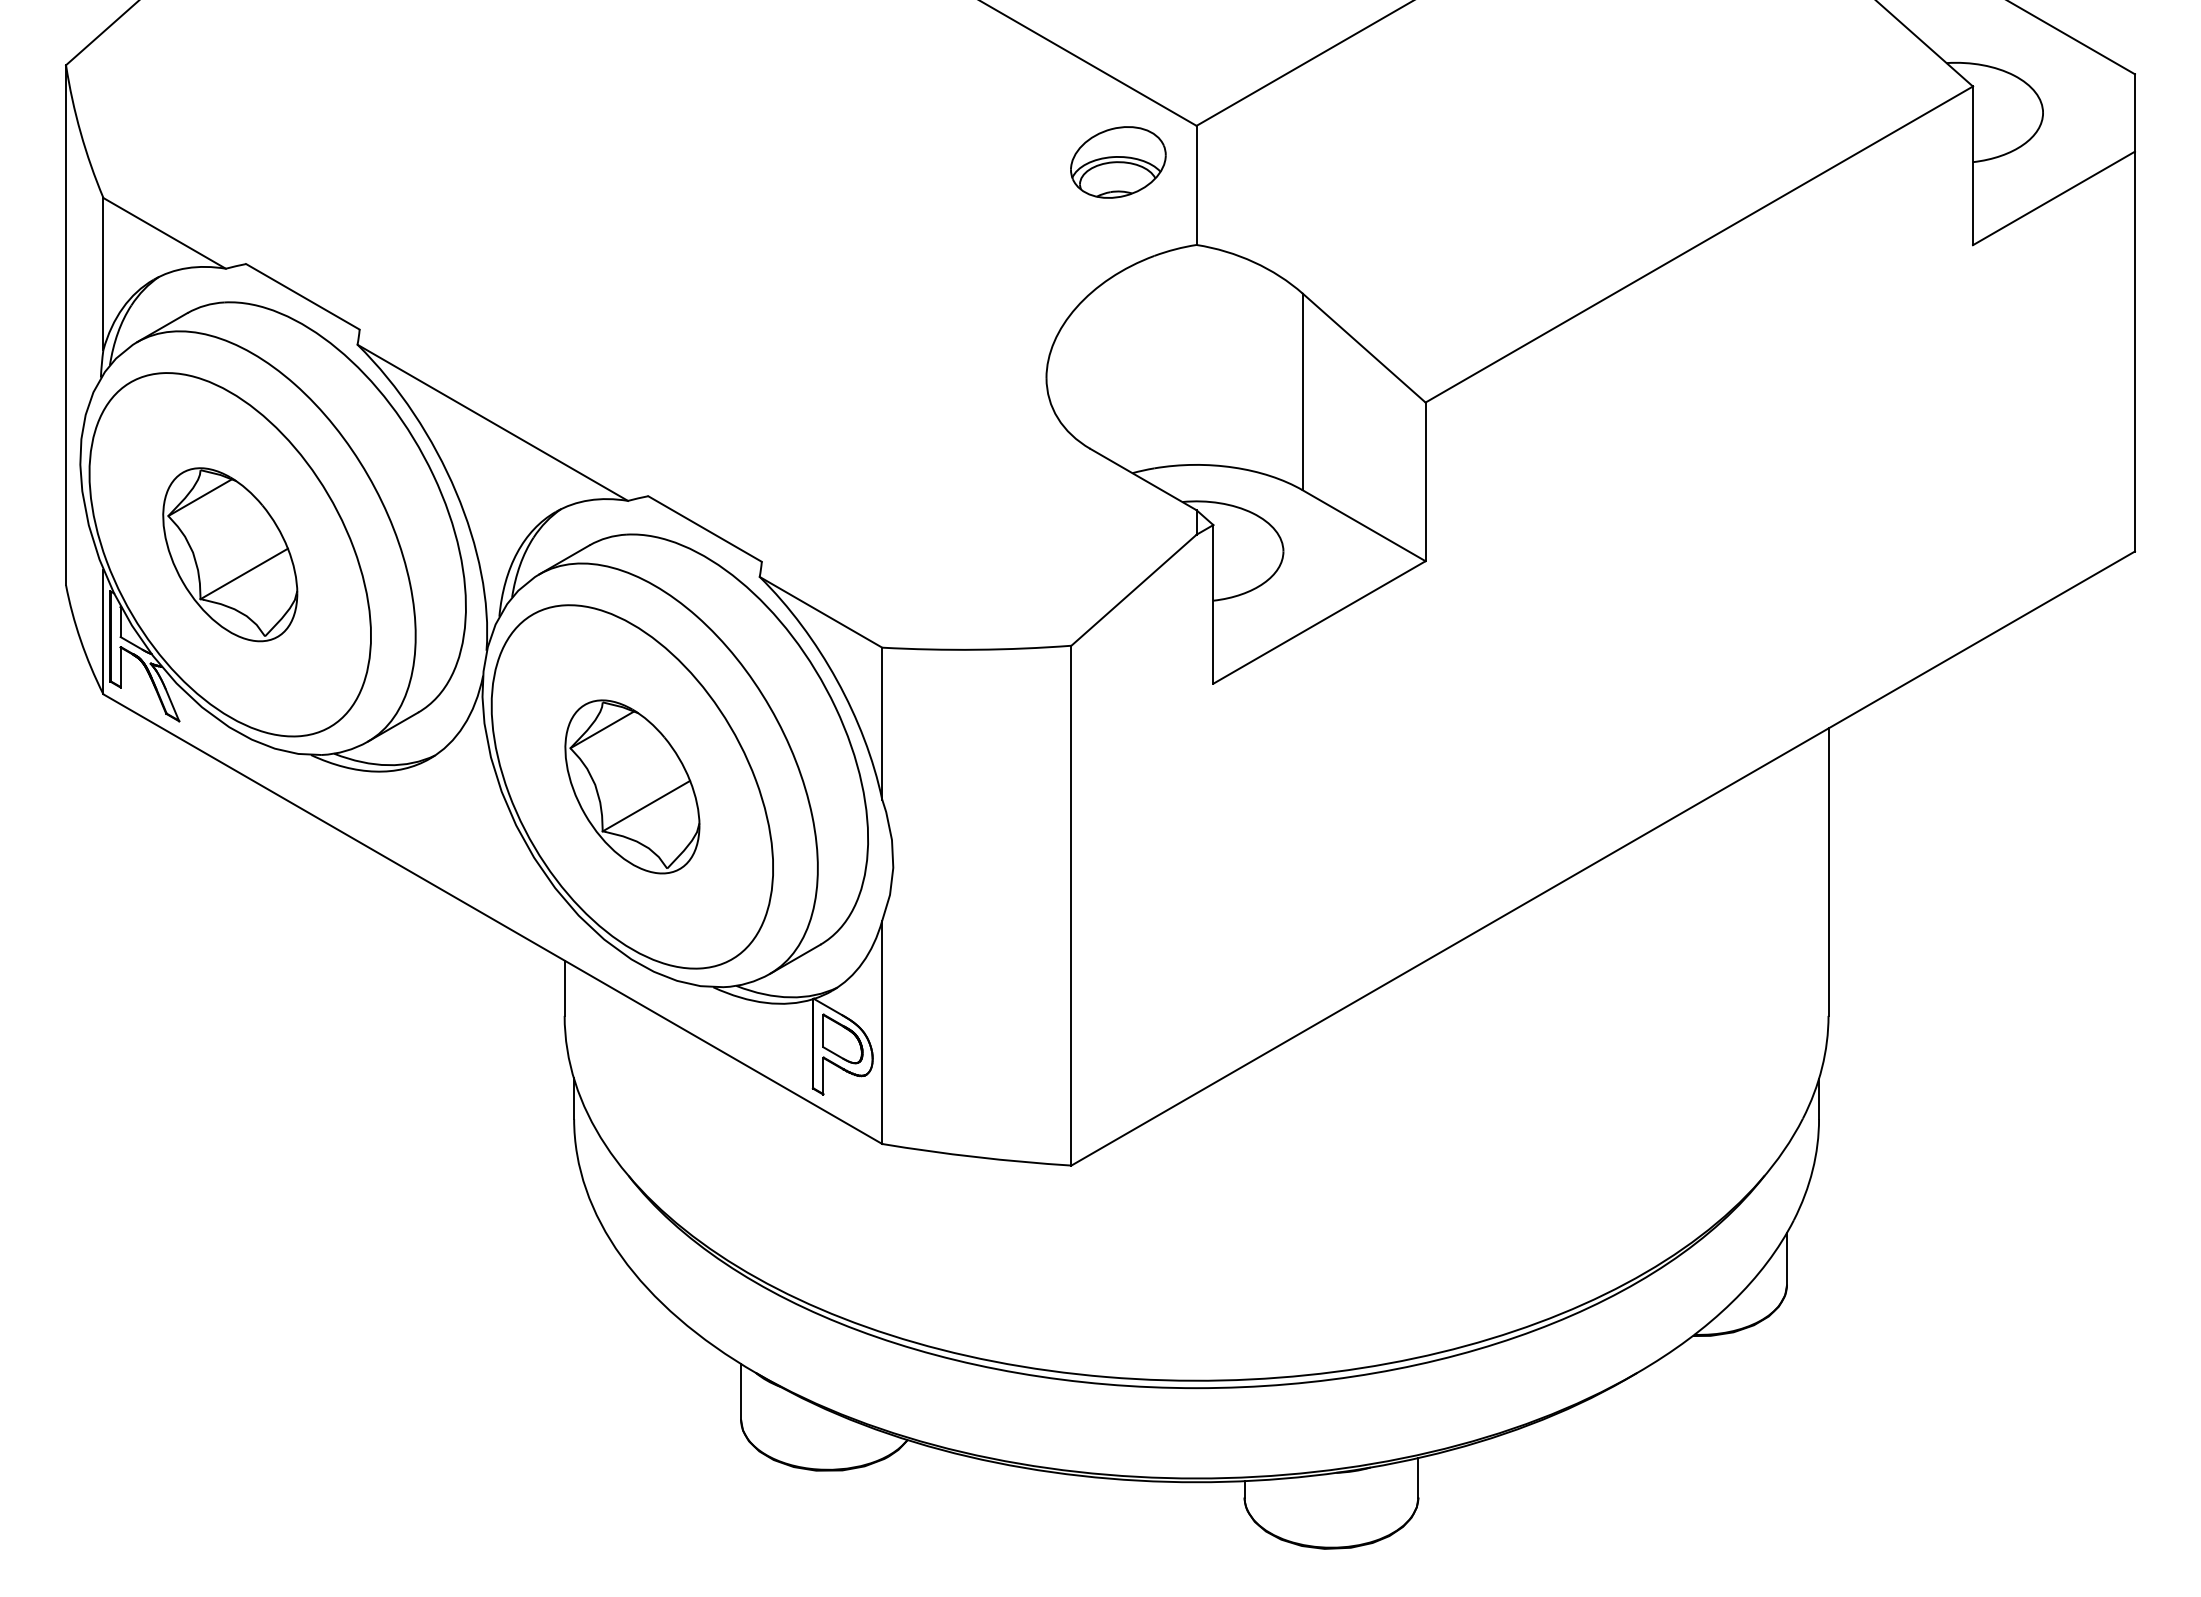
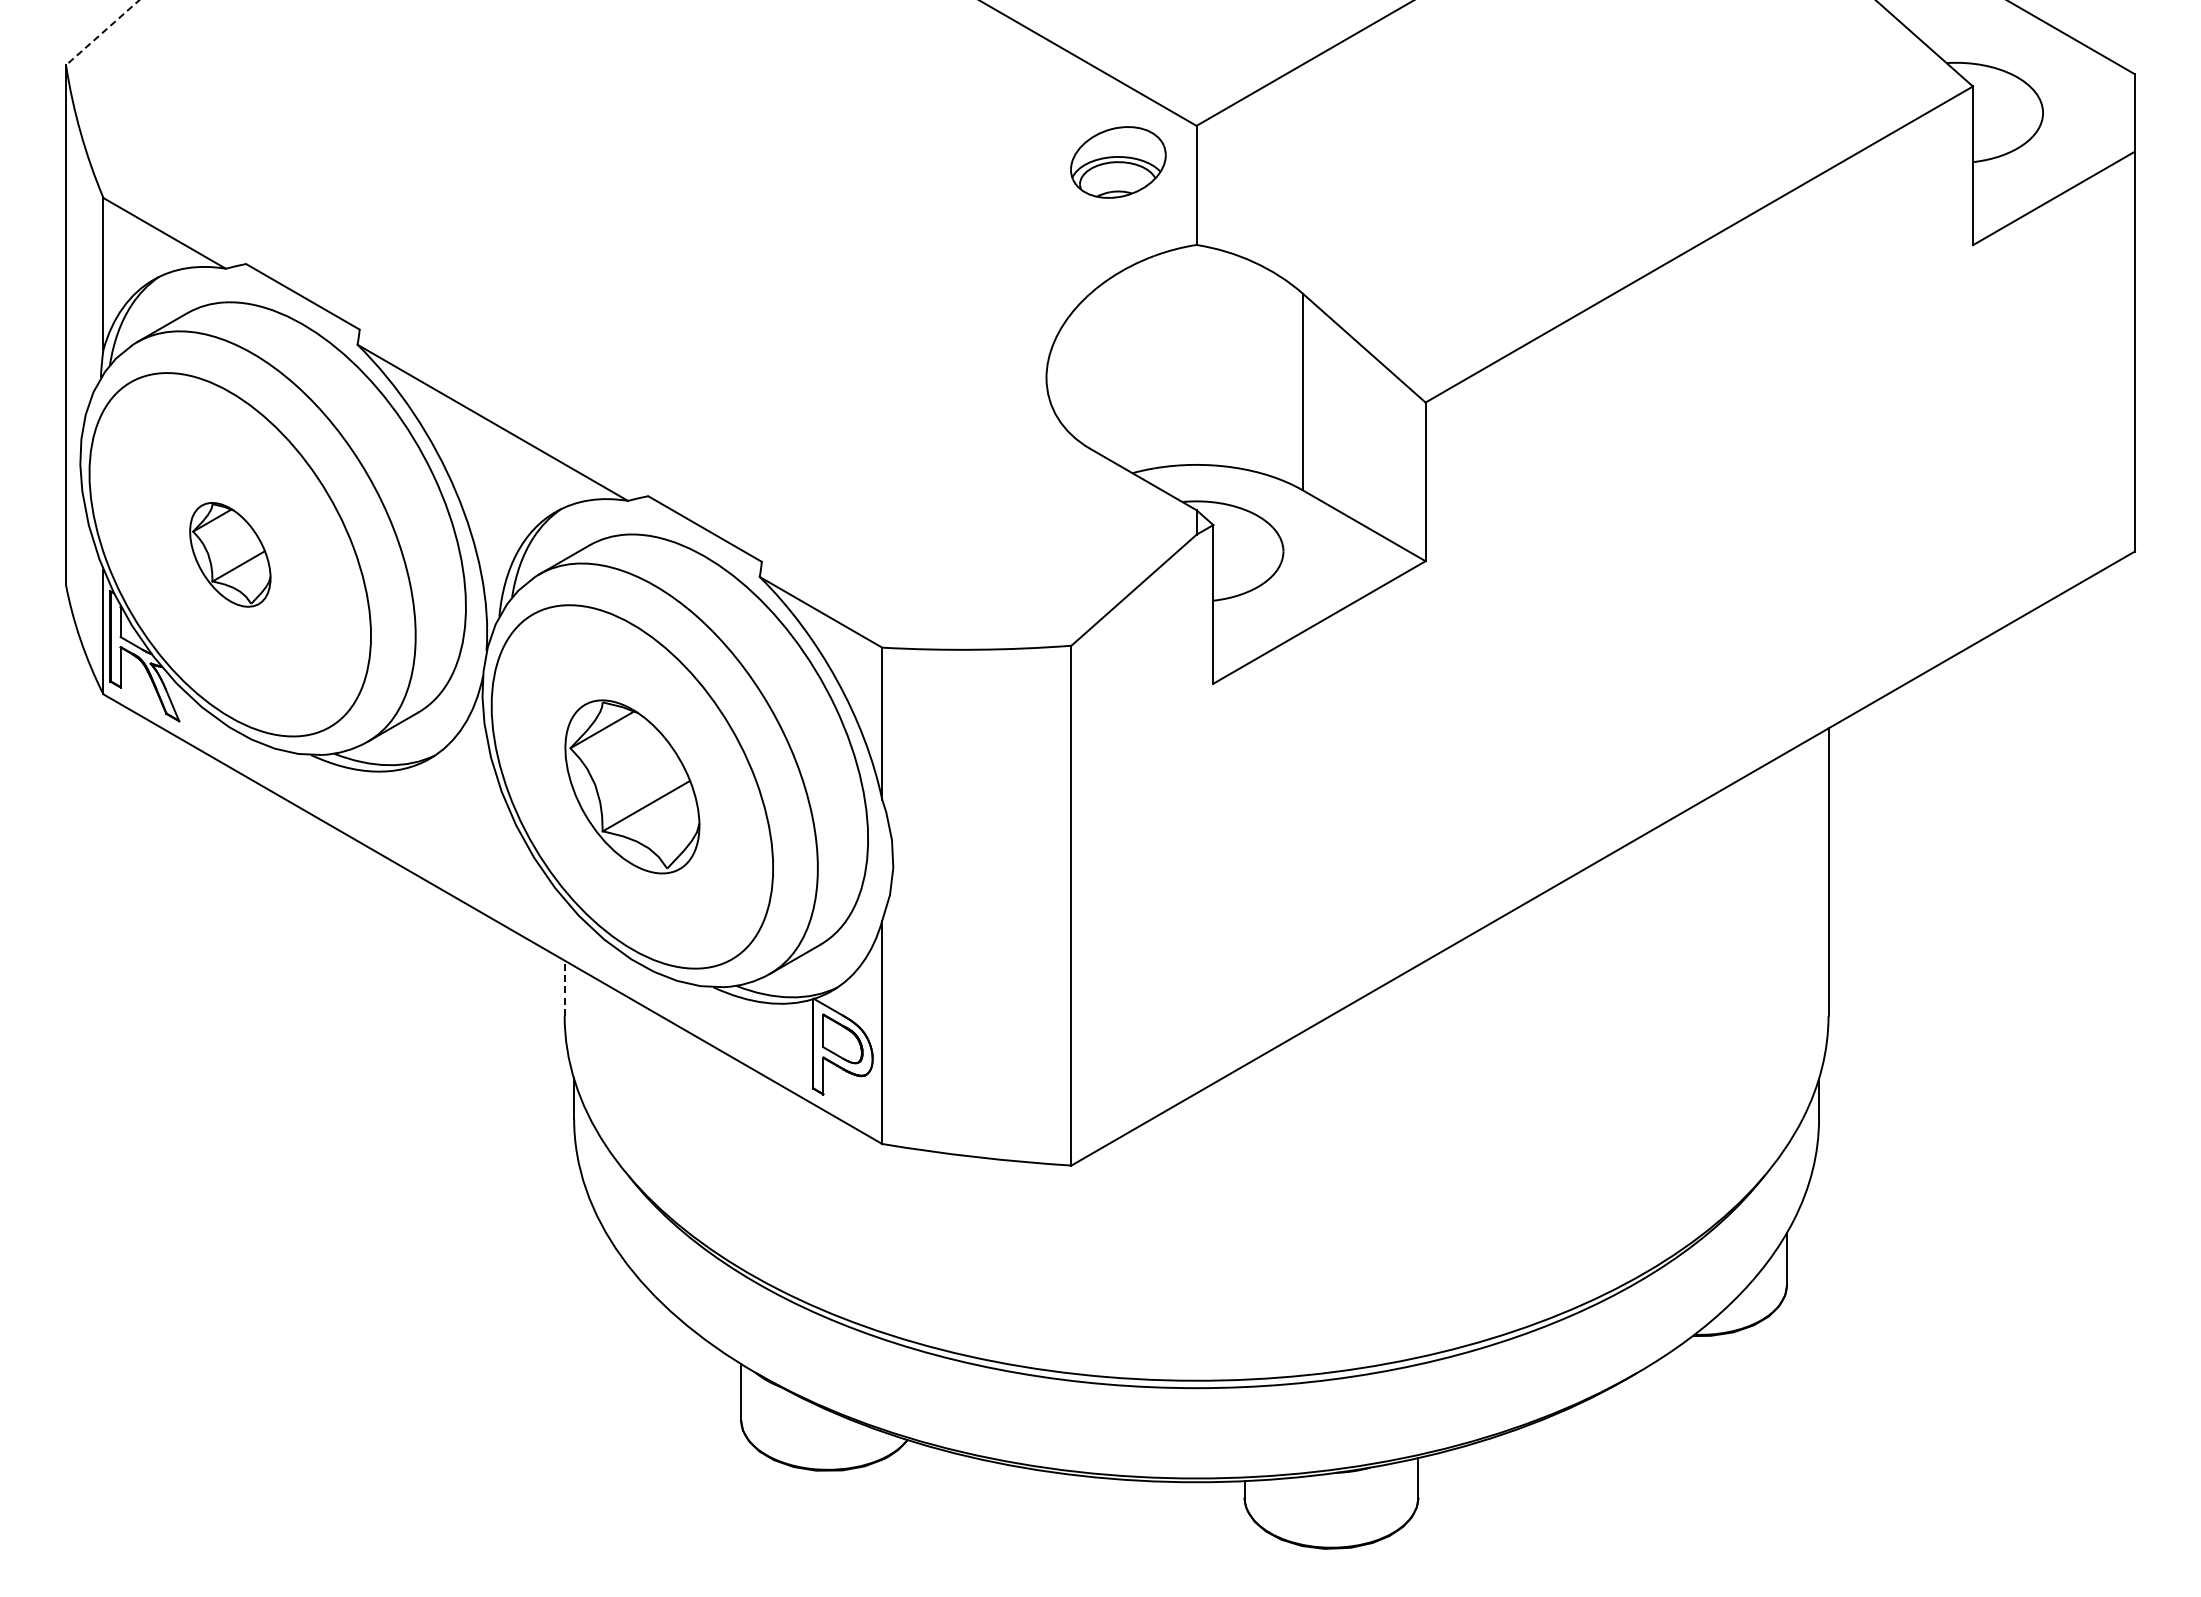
line: solid -> dashed (102, 32)
part size: 137x176 px -> 83x106 px (230, 554)
line: solid -> dashed (564, 988)
